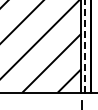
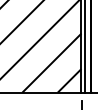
line: dashed -> solid (85, 45)
